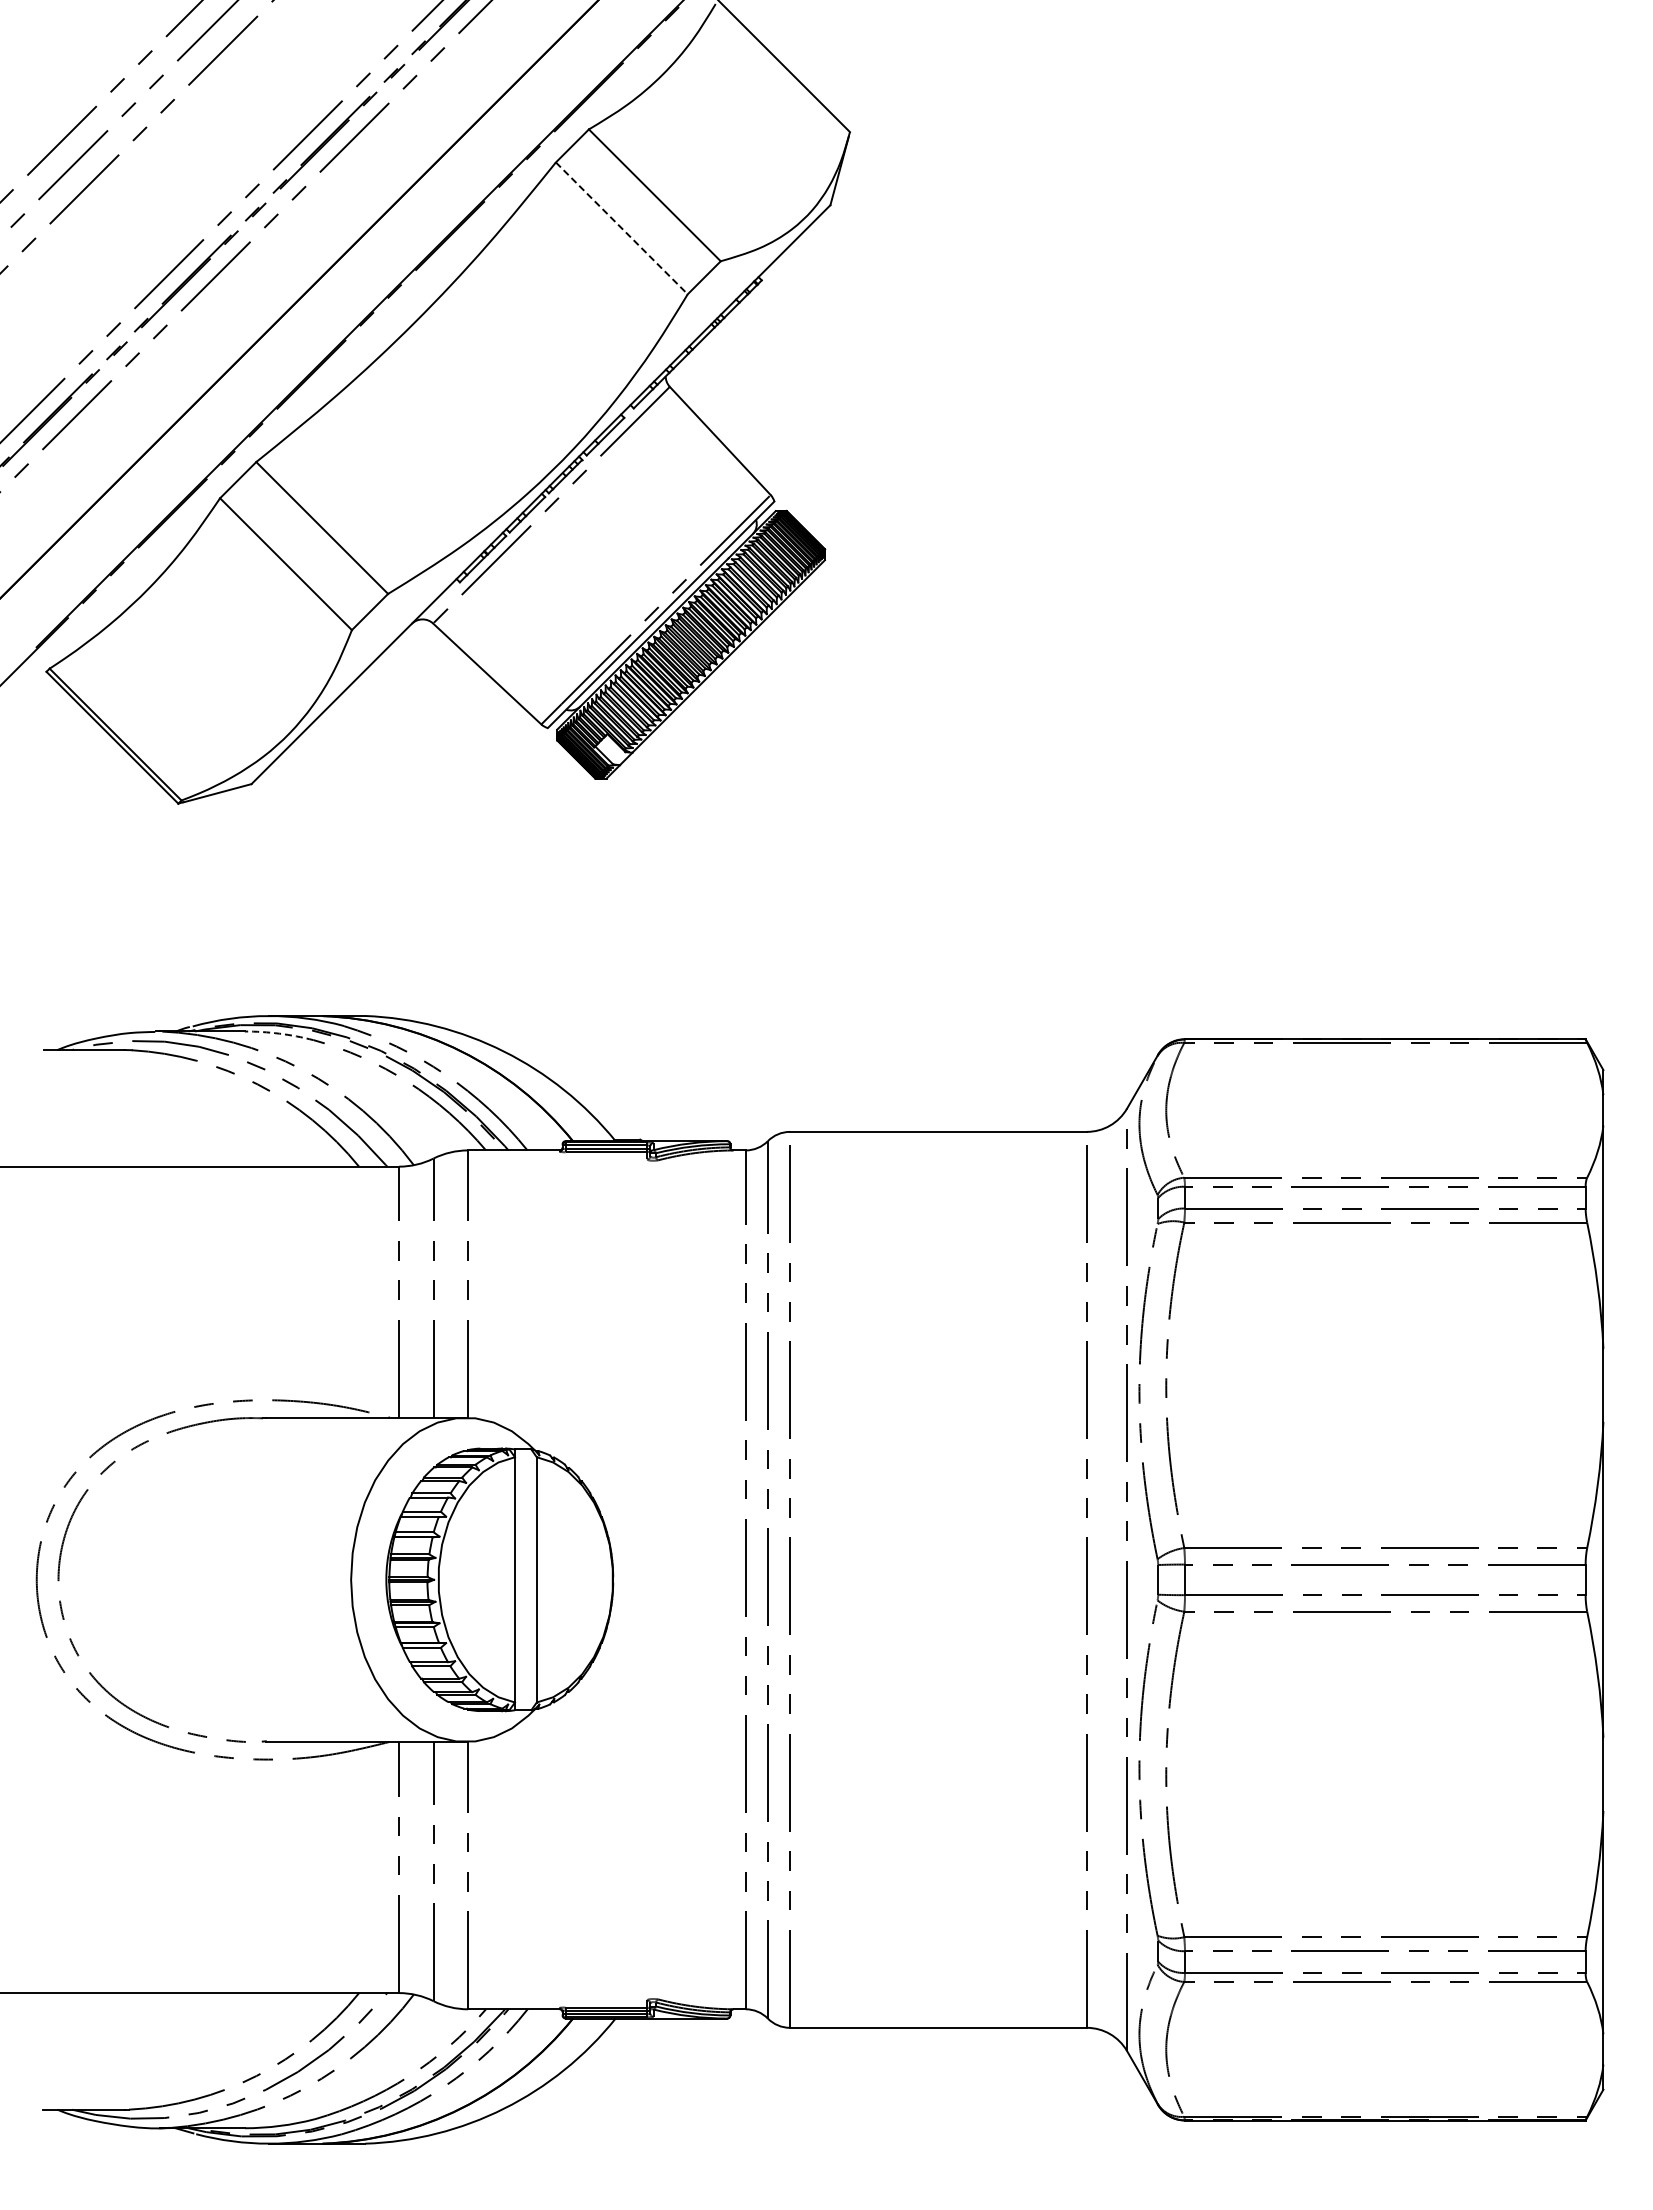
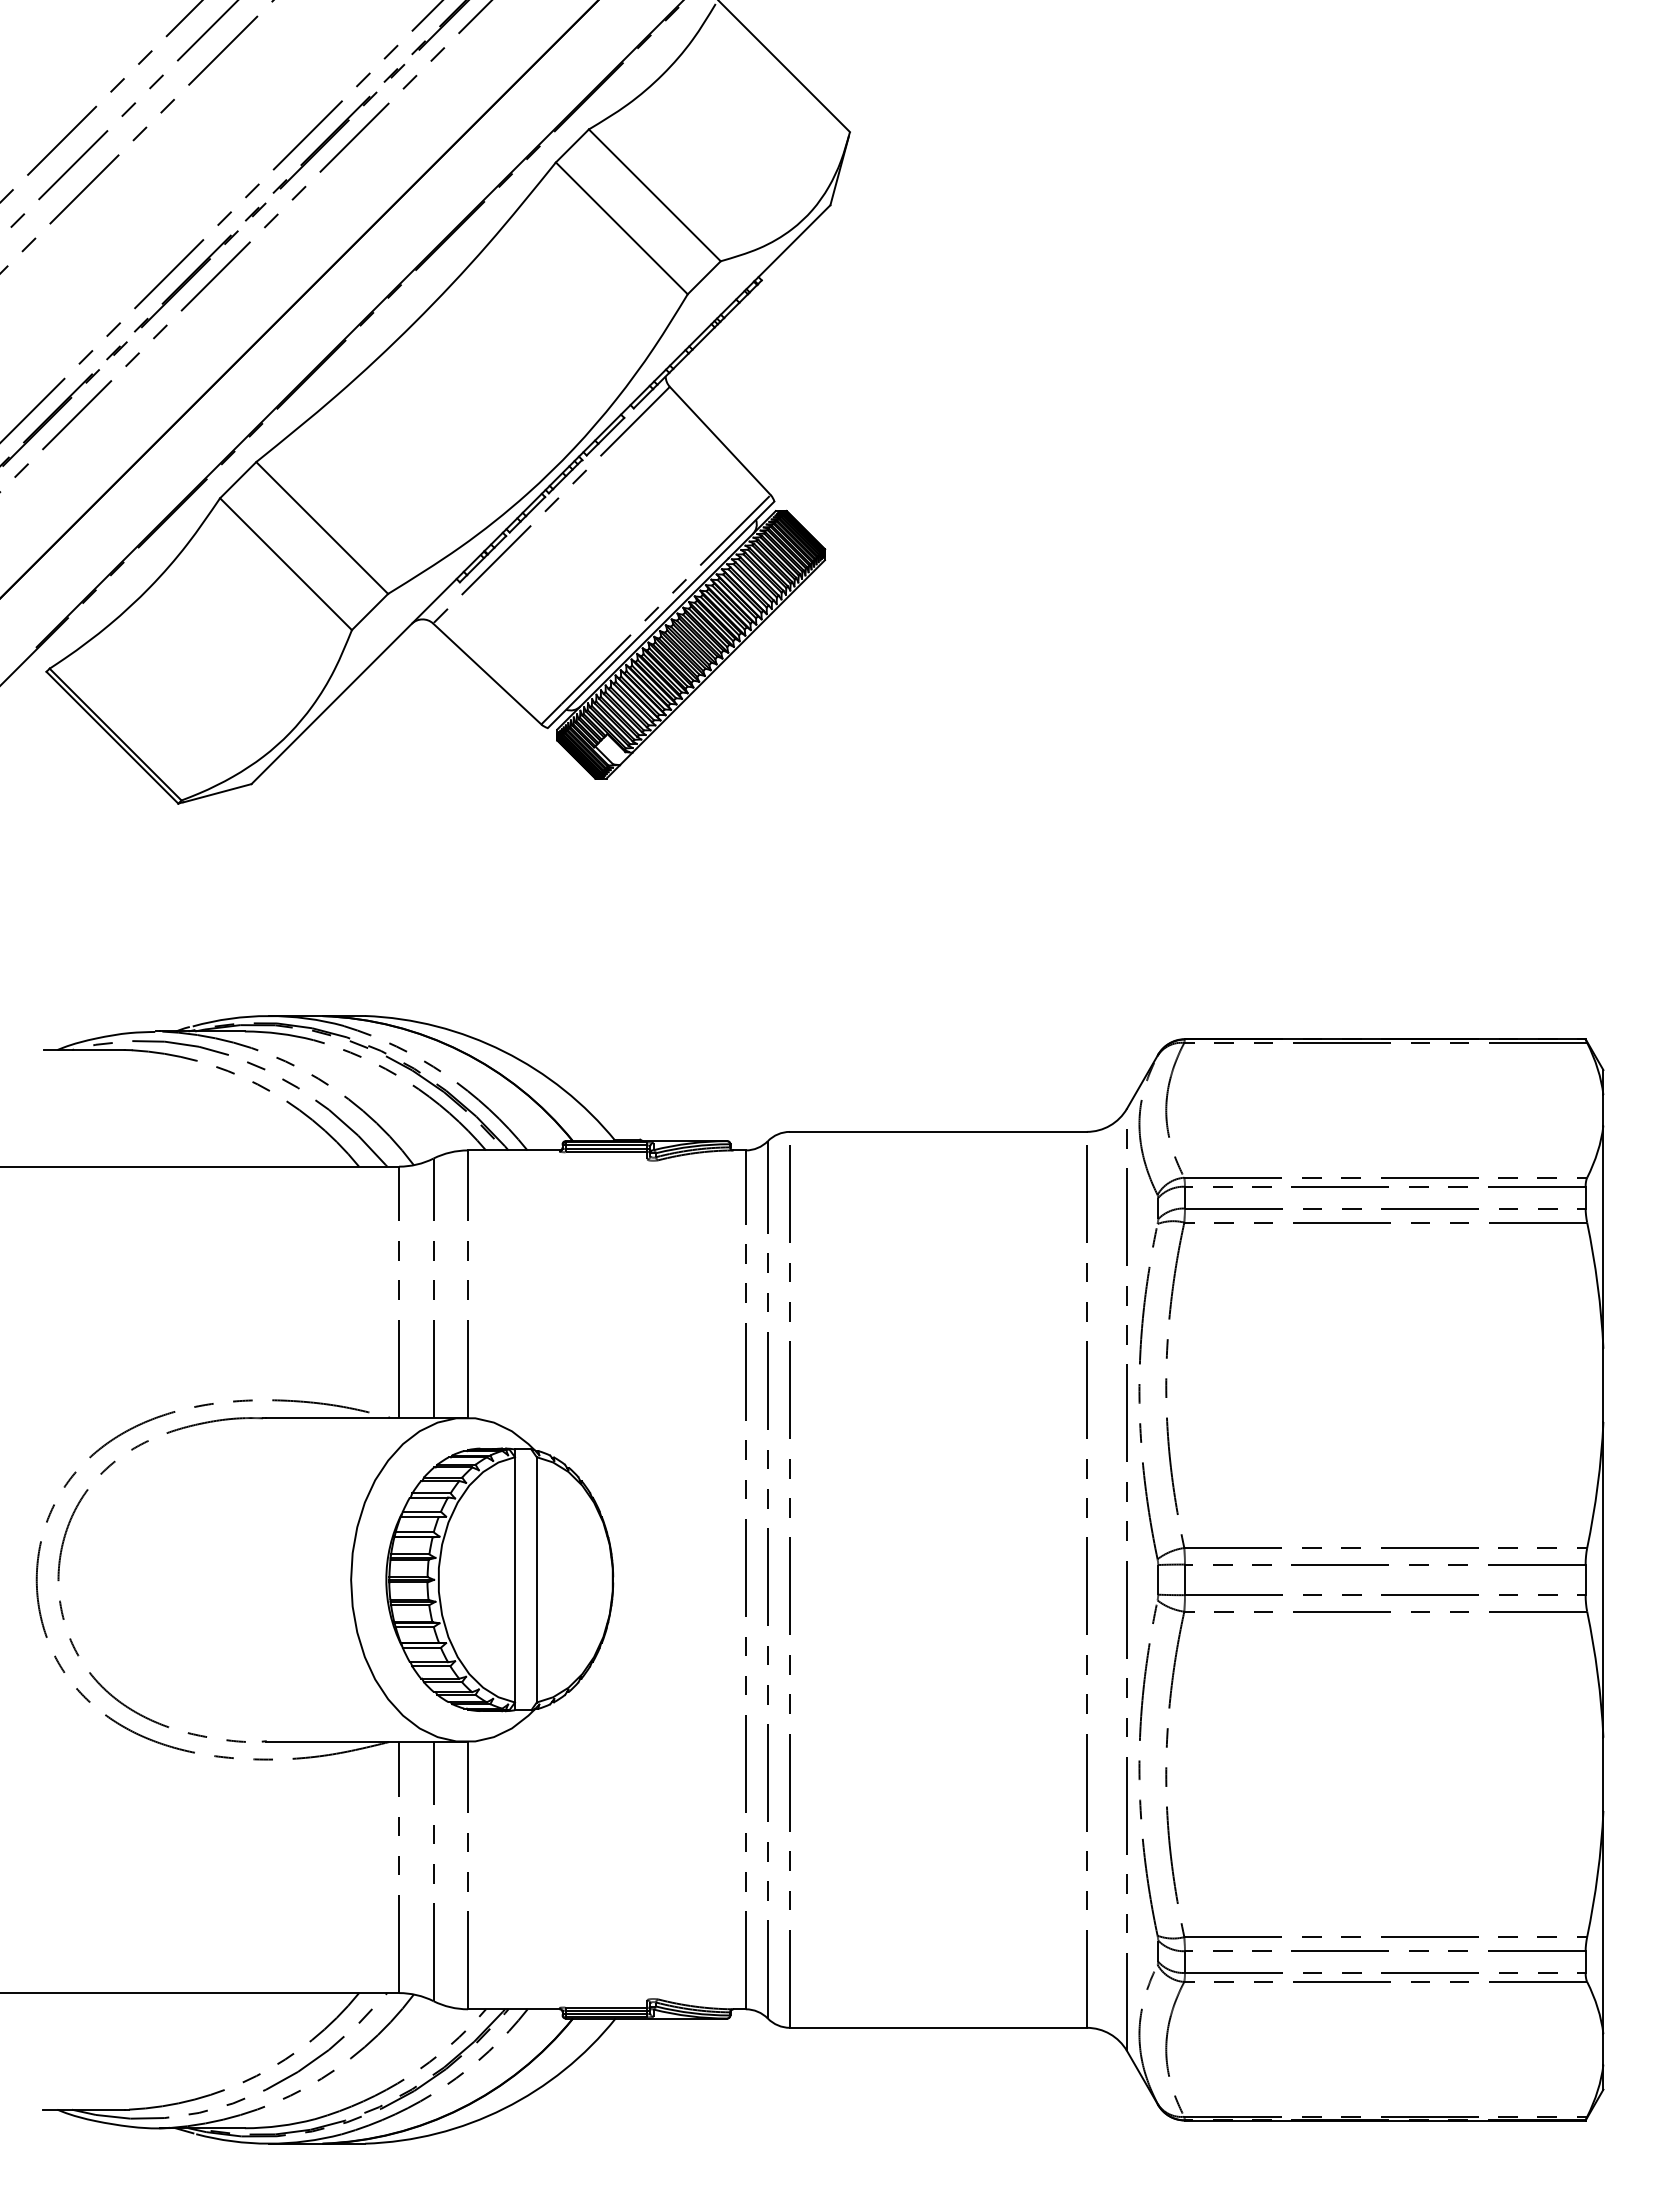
line: dashed -> solid (622, 228)
arc: dashed -> solid (279, 1033)
